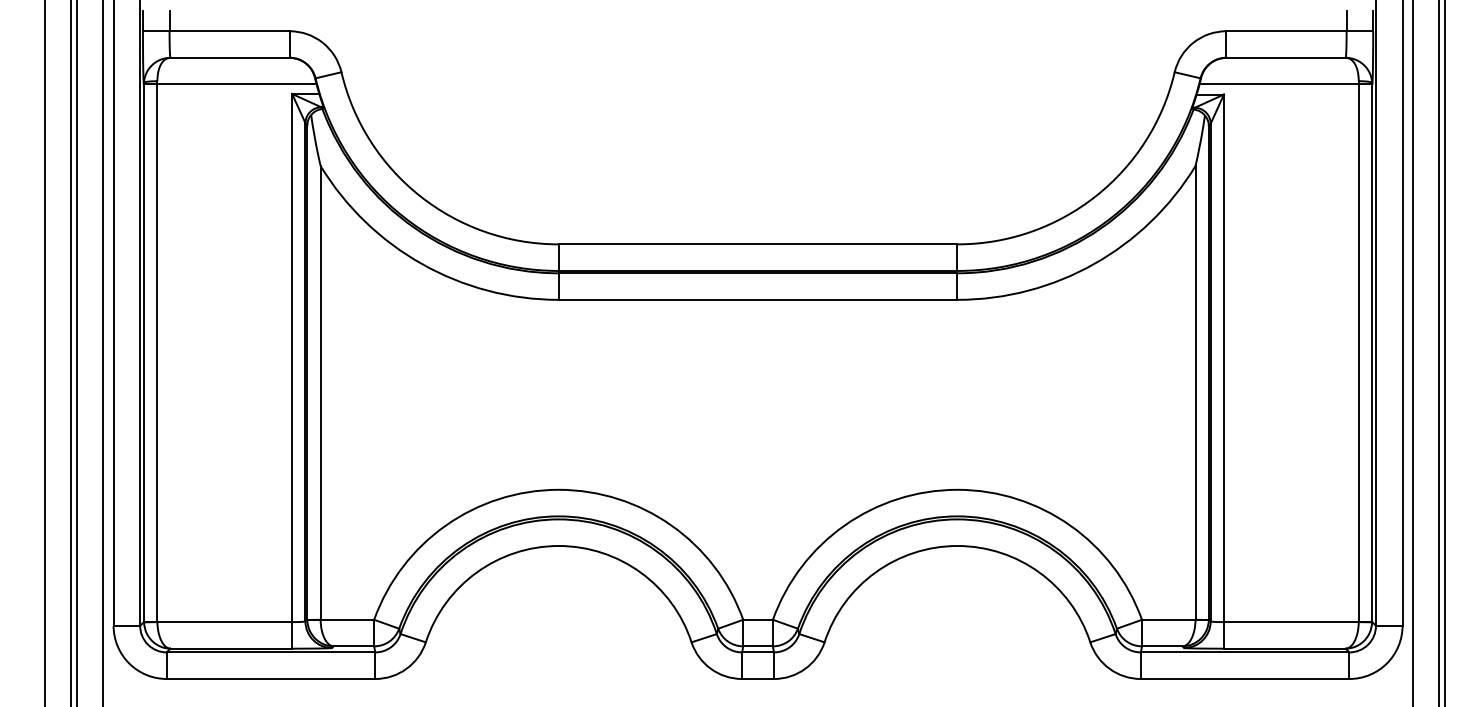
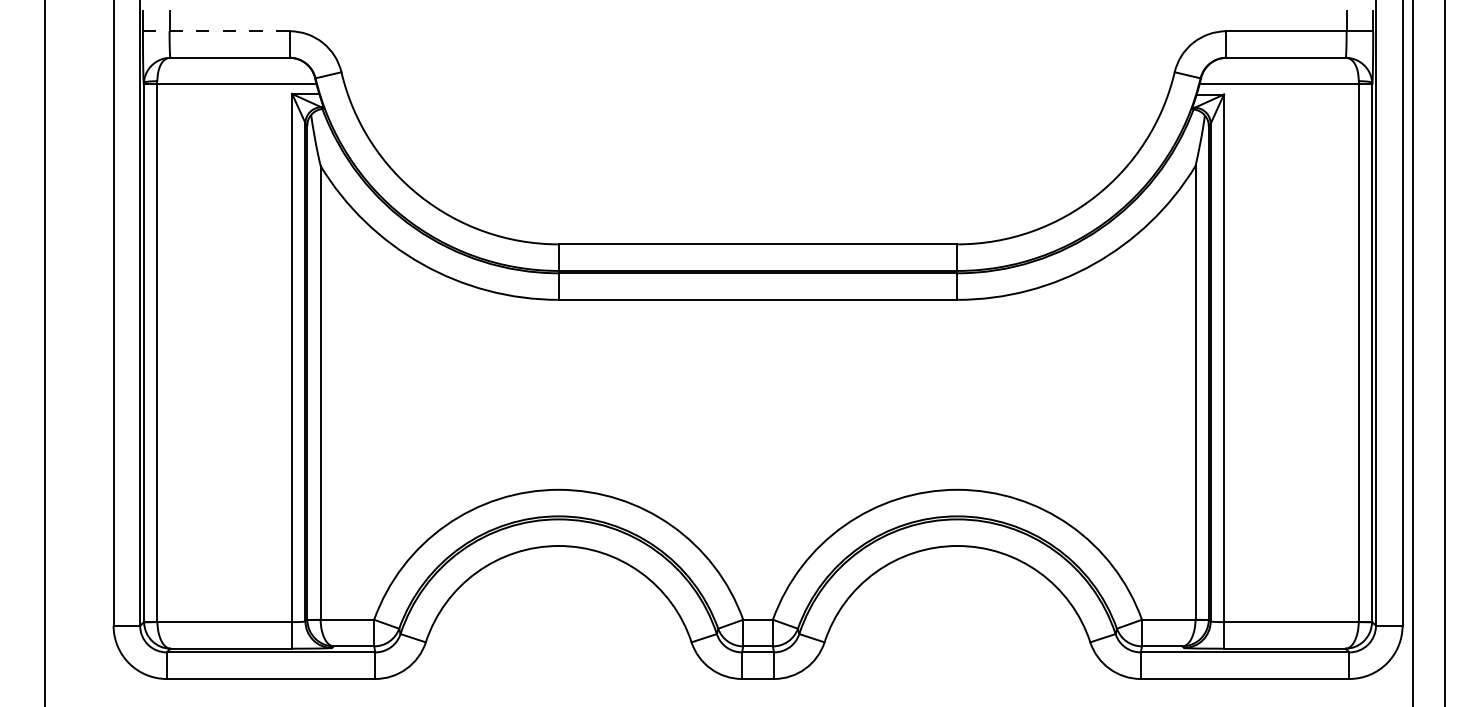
line: solid -> dashed (216, 31)
line: present -> none (71, 352)
line: present -> none (76, 352)
line: present -> none (103, 352)
line: present -> none (1439, 352)
